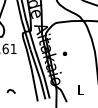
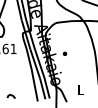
line position: (10, 90) -> (10, 95) (10, 95)
